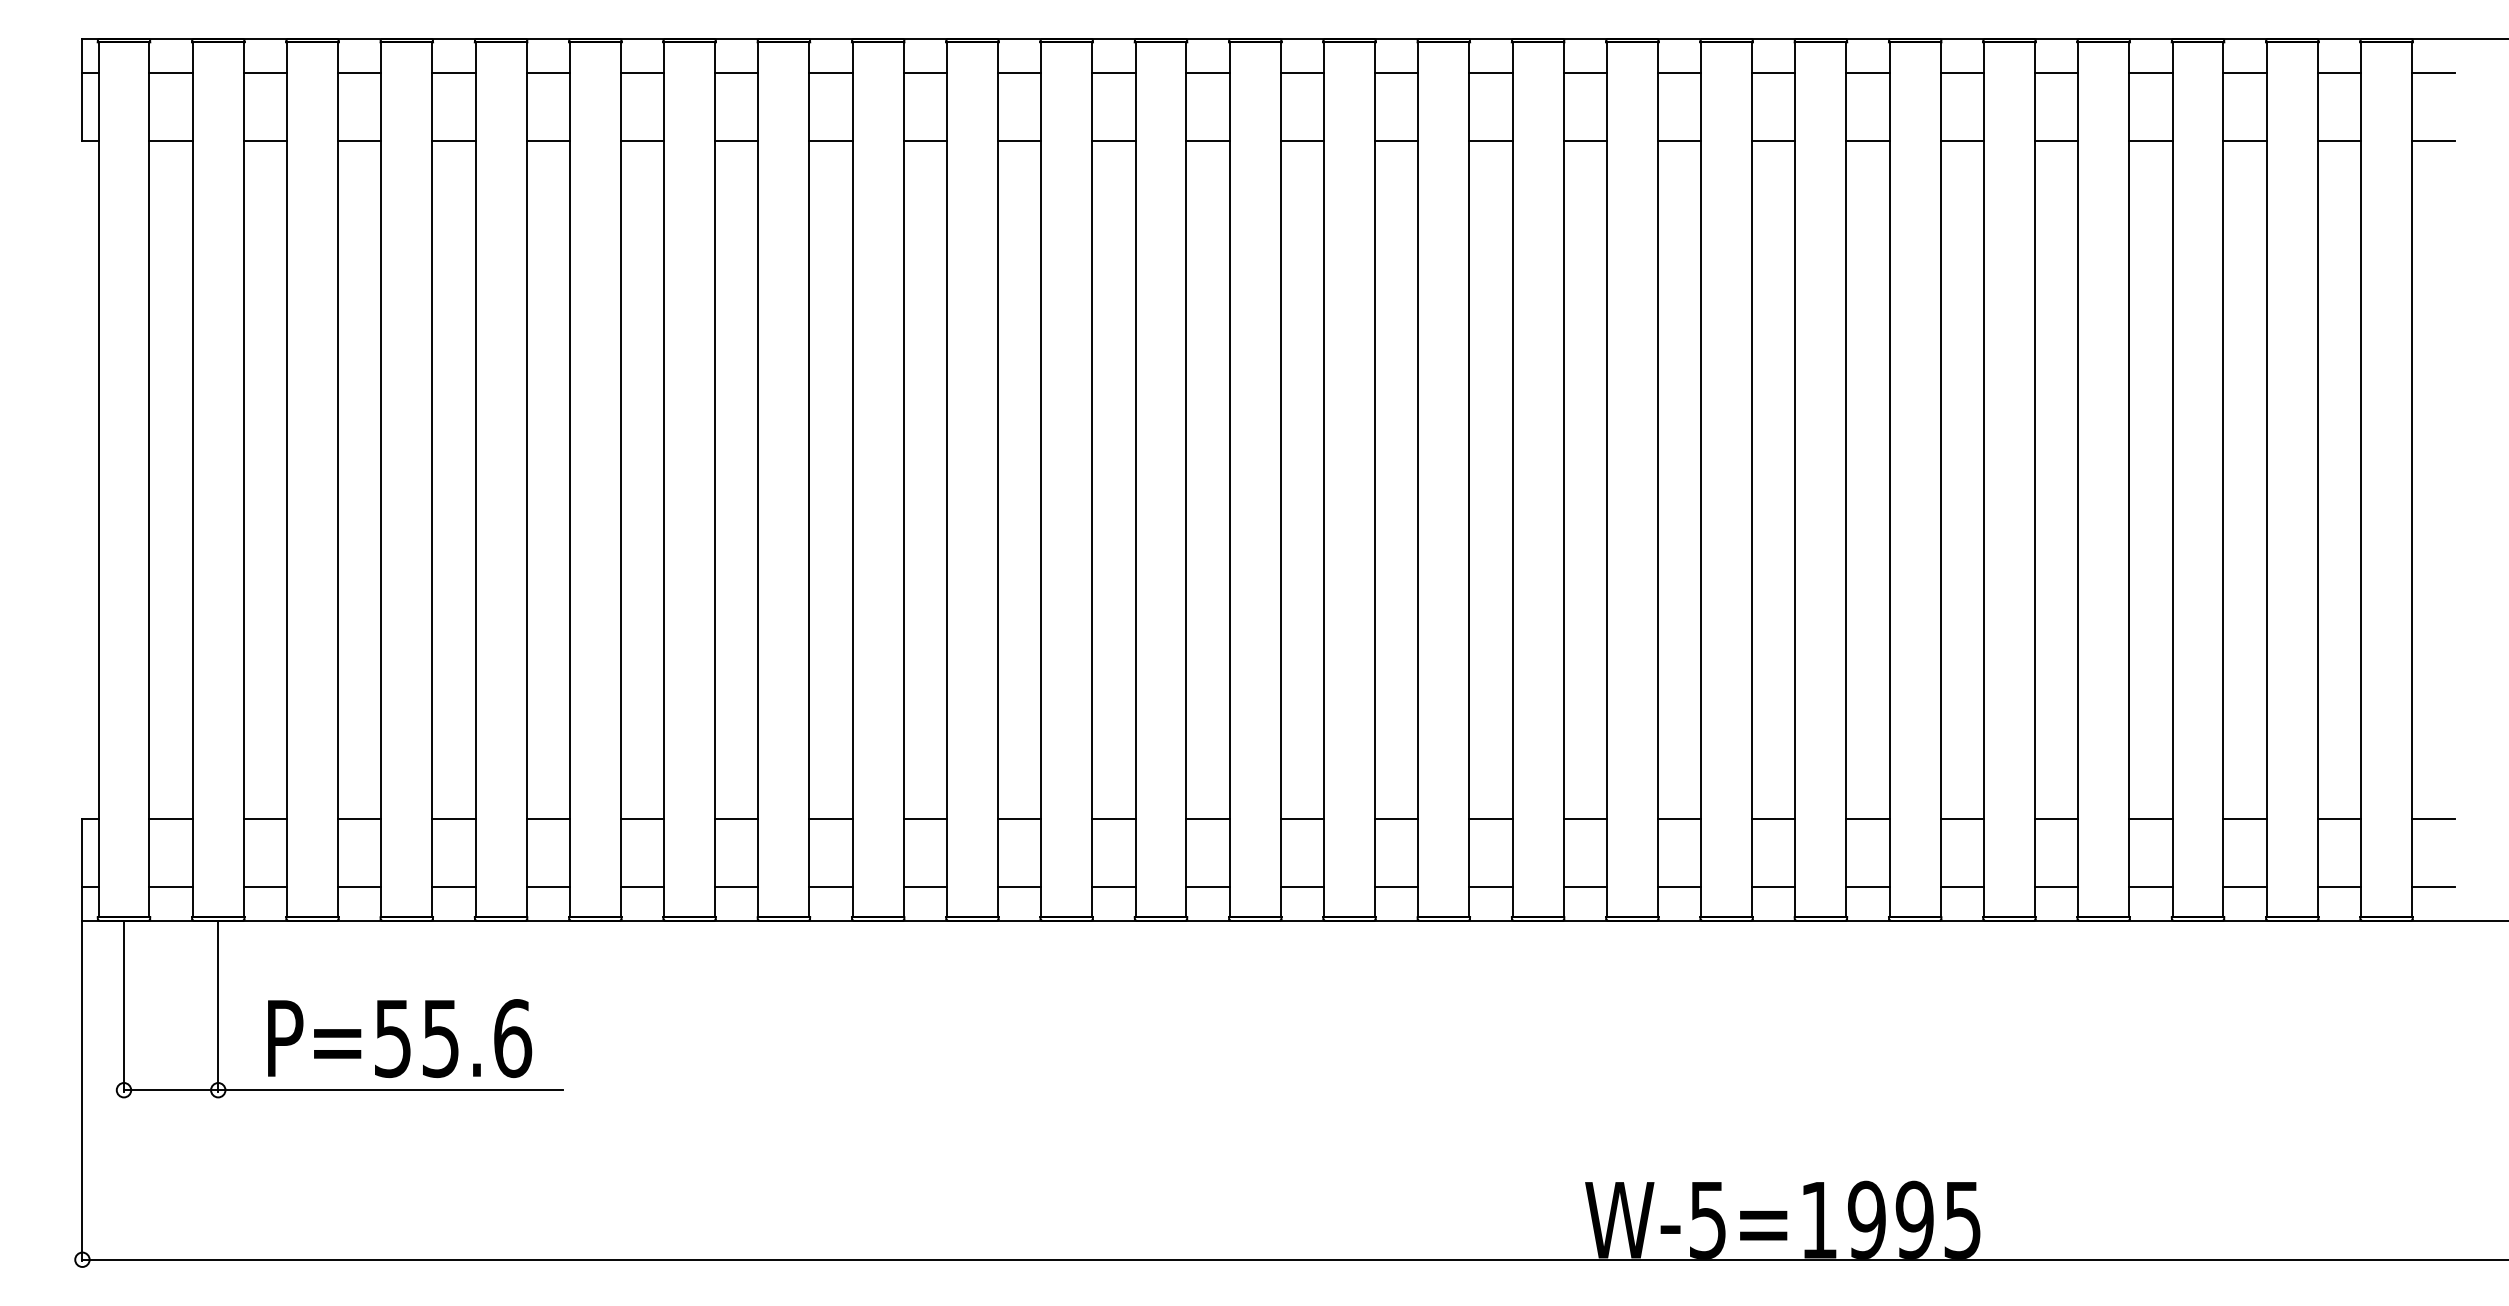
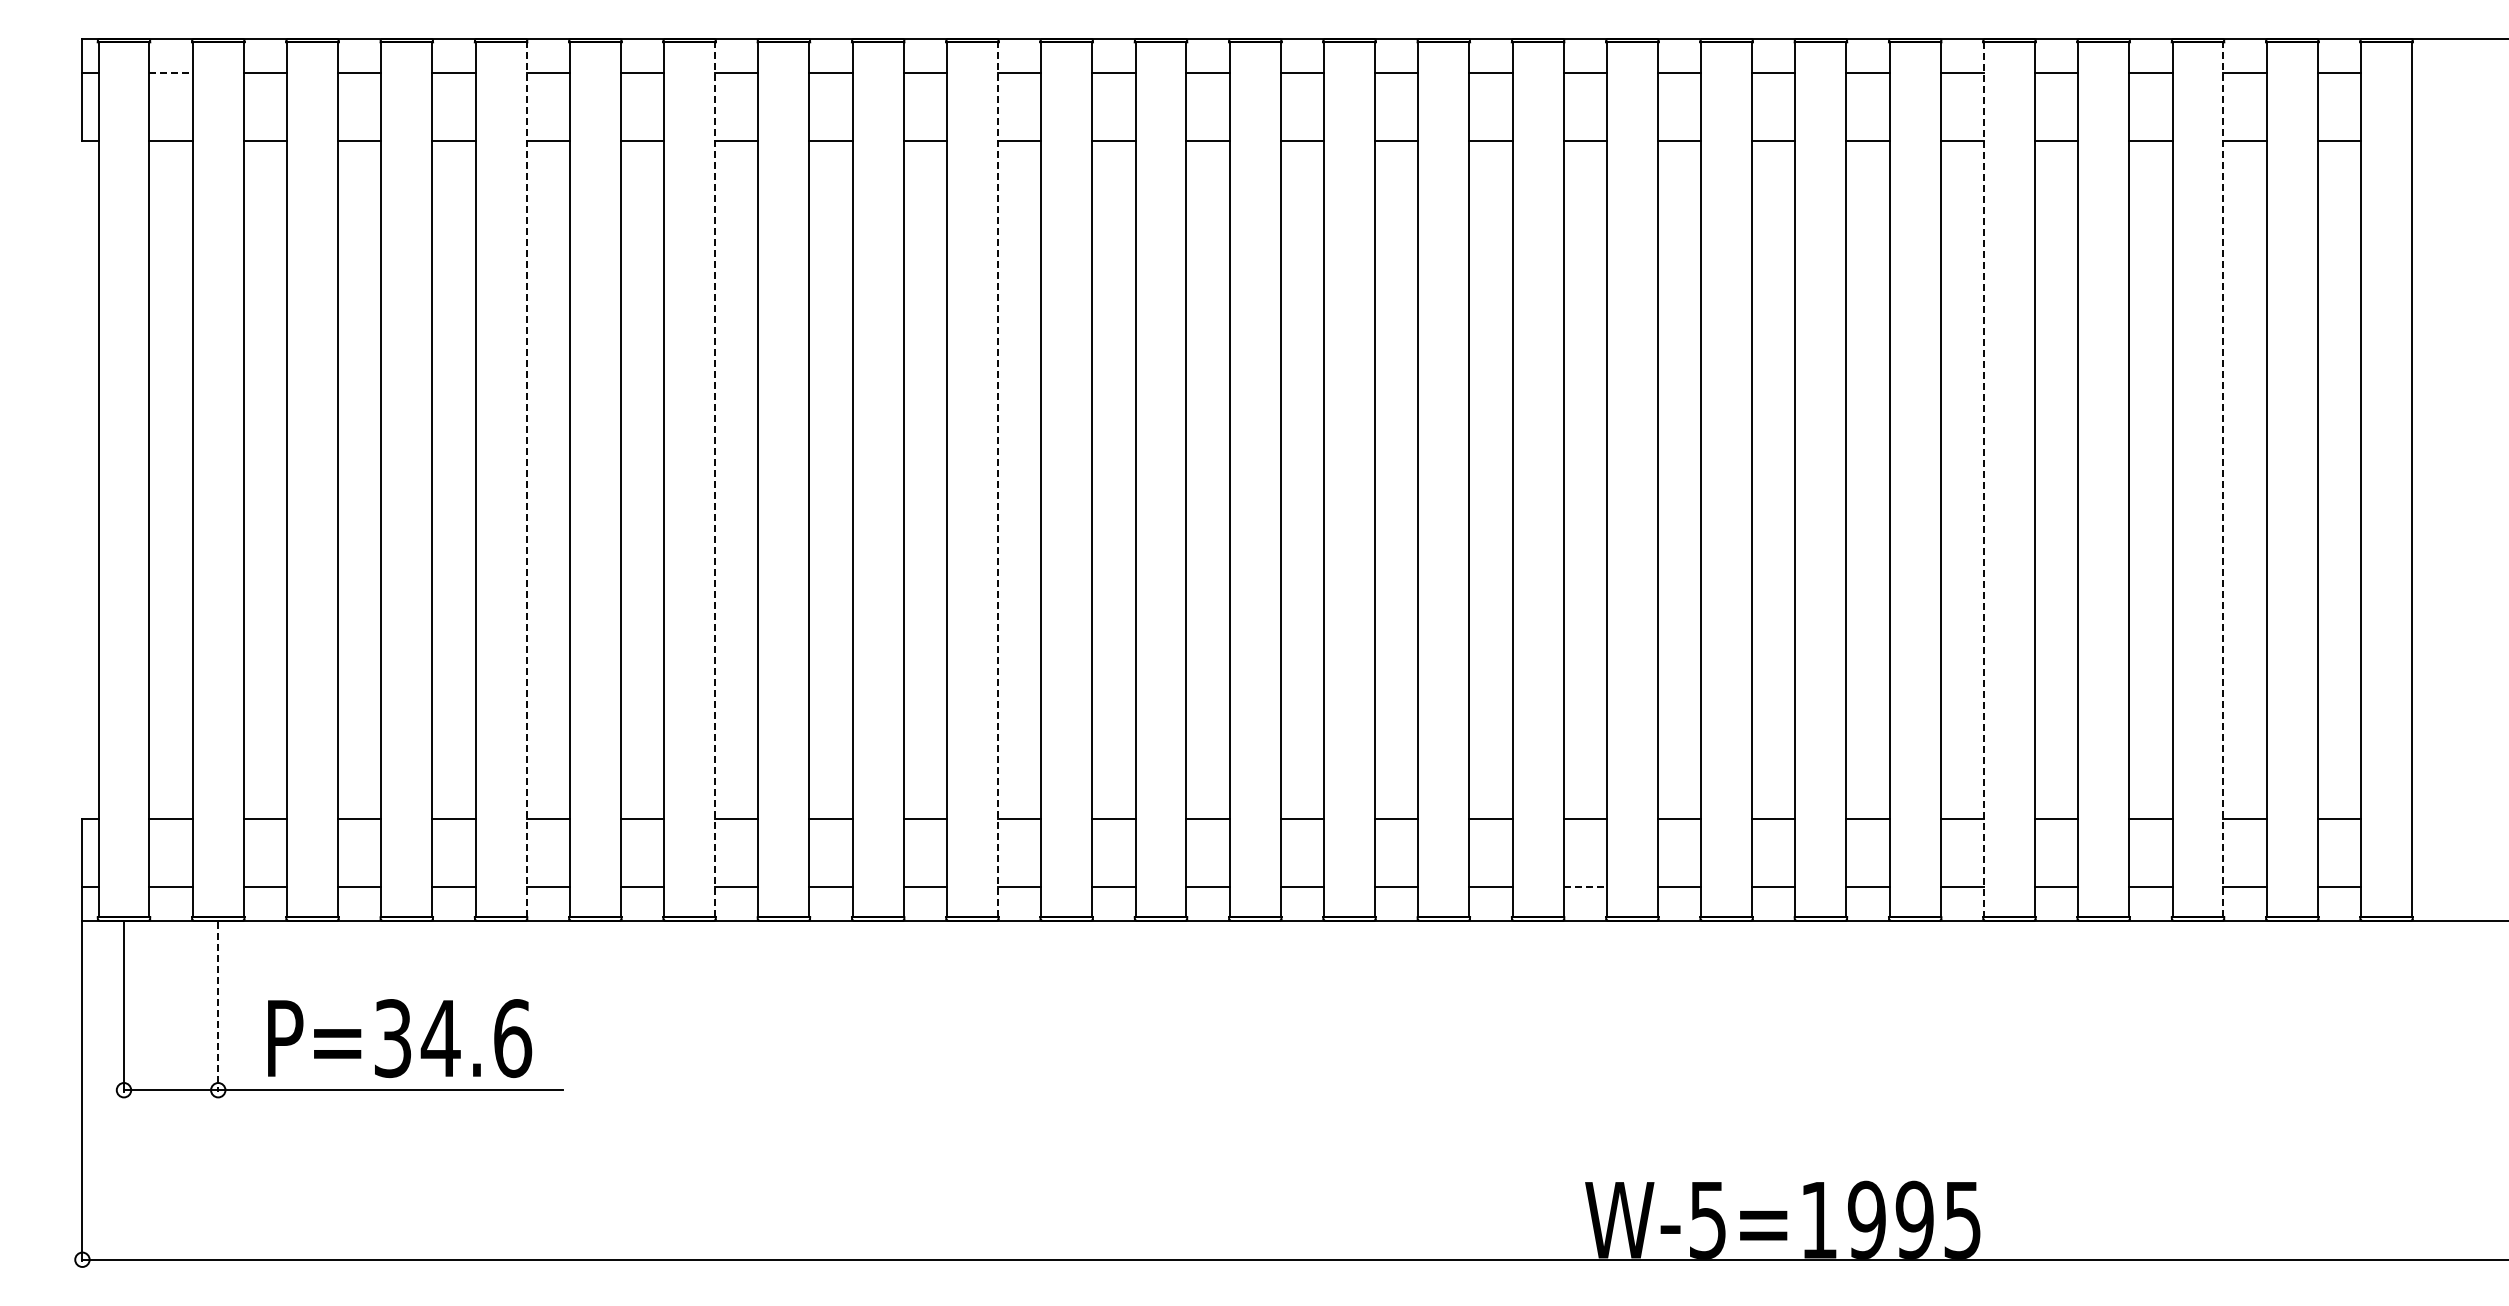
line: solid -> dashed (171, 72)
line: present -> none (2433, 72)
line: present -> none (2433, 140)
line: solid -> dashed (526, 479)
line: solid -> dashed (715, 479)
line: solid -> dashed (997, 479)
line: solid -> dashed (2223, 479)
line: solid -> dashed (1984, 480)
line: present -> none (2433, 818)
line: solid -> dashed (1585, 886)
line: present -> none (2433, 886)
line: solid -> dashed (218, 1007)
text: P=55.6 -> P=34.6 (417, 1038)
